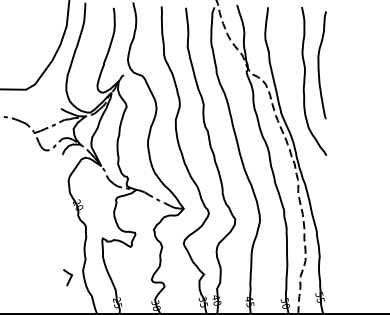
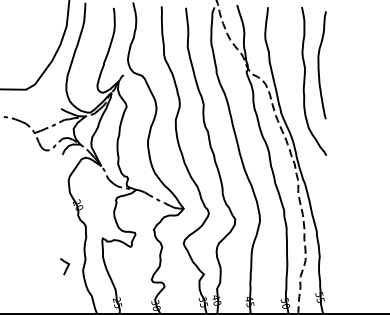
line position: (69, 278) -> (66, 267) (66, 267)
